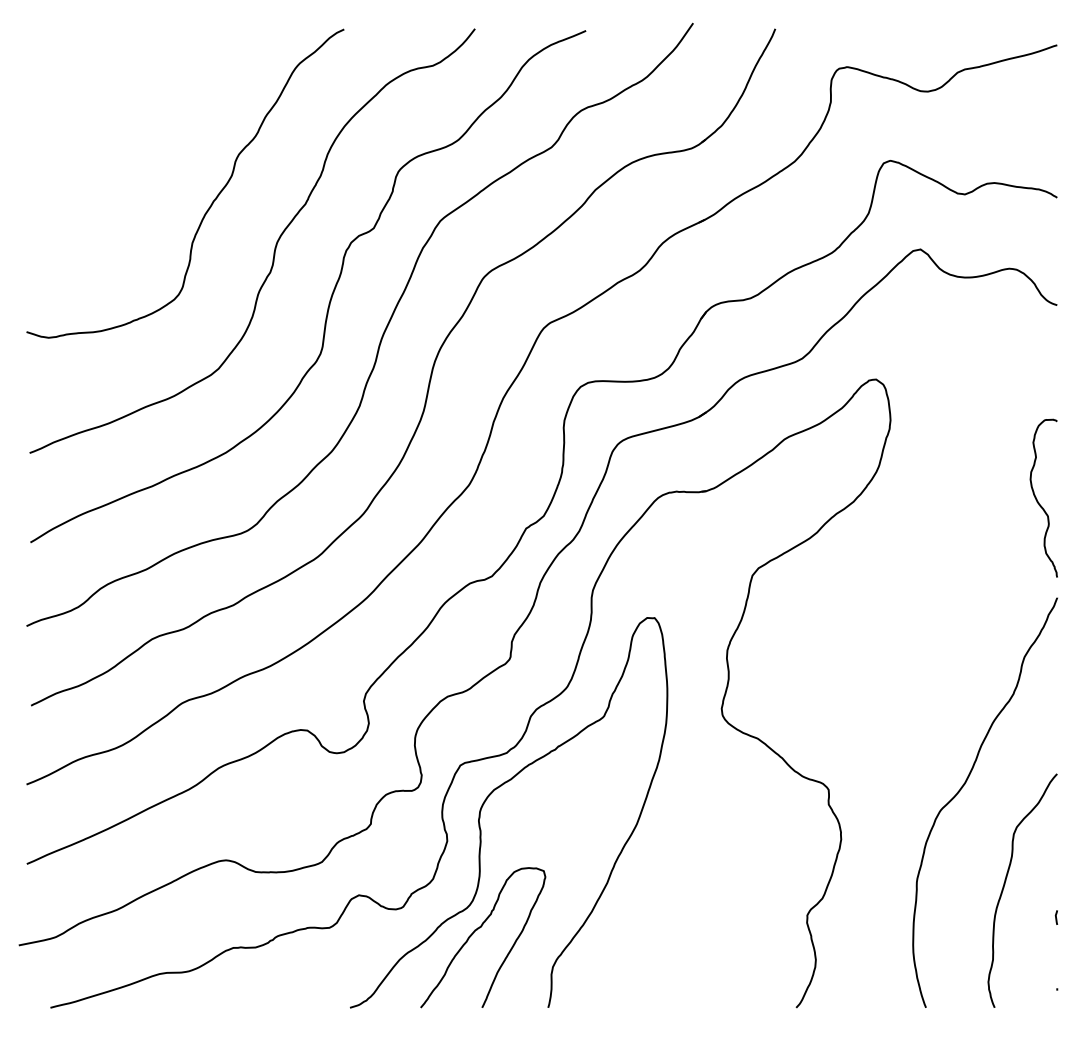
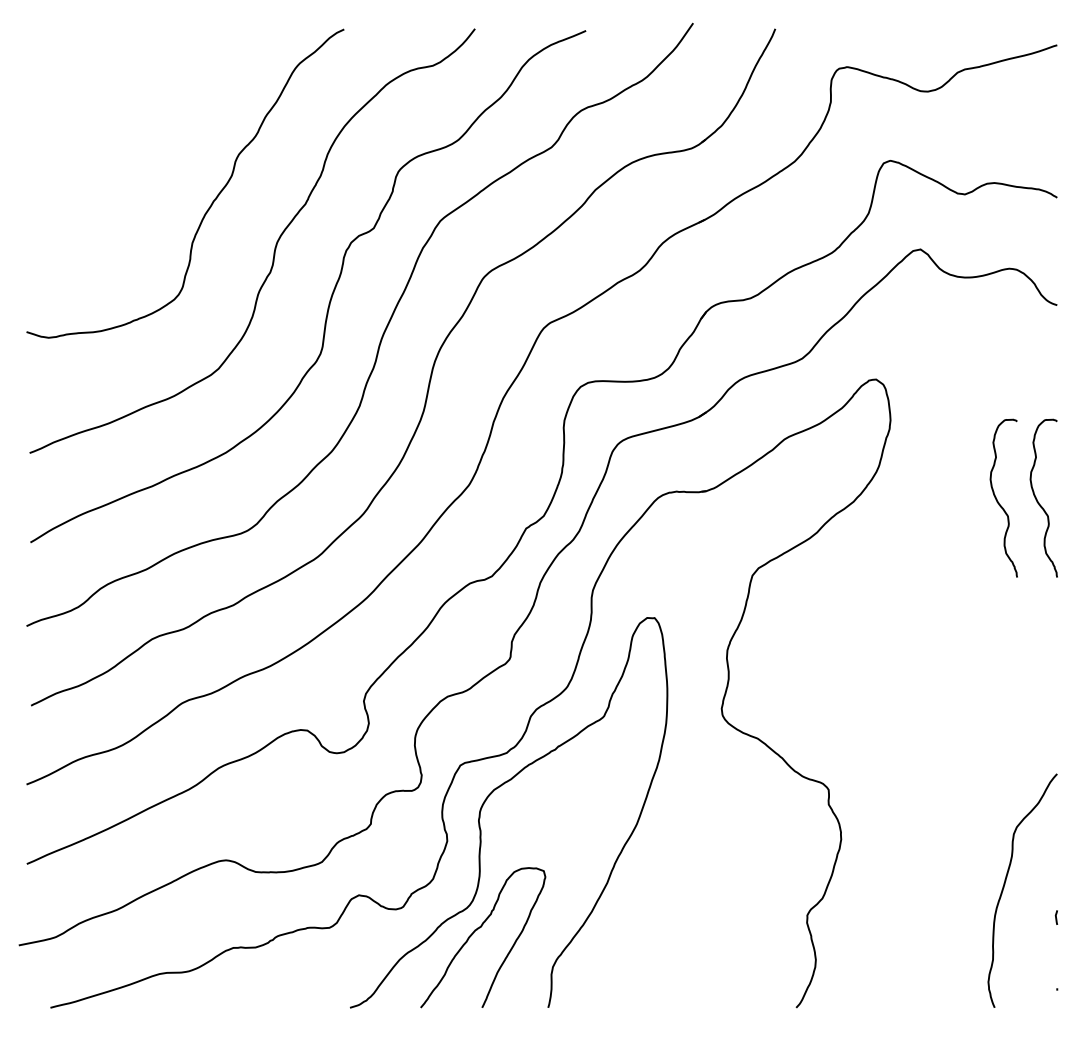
curve: none -> present (997, 499)
curve: present -> none (963, 787)
